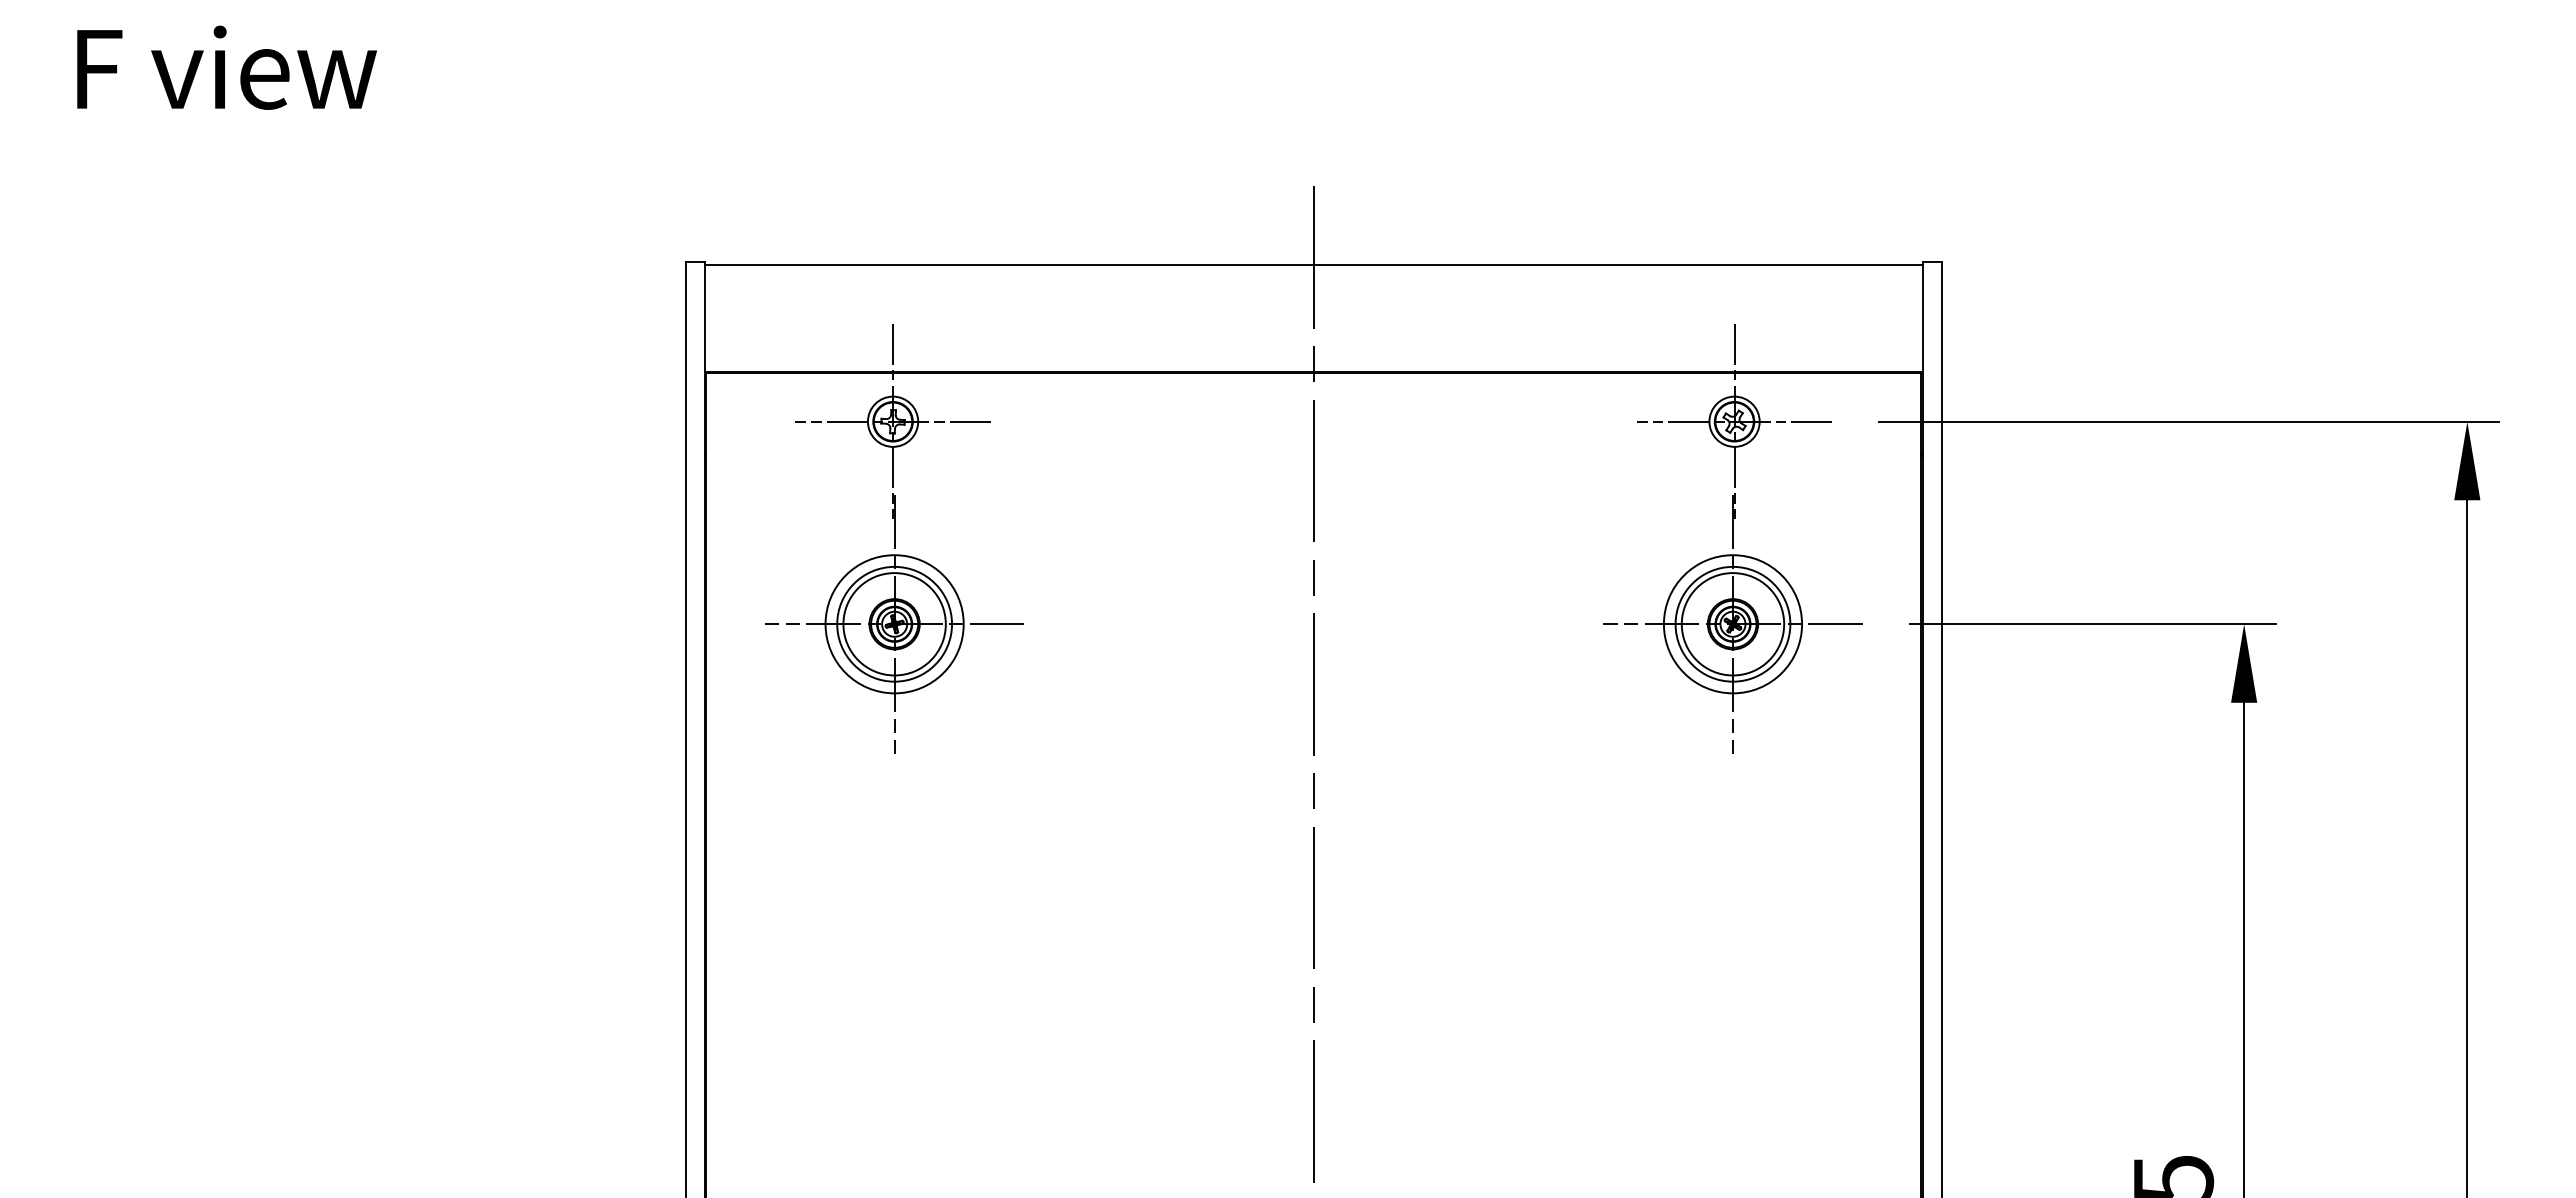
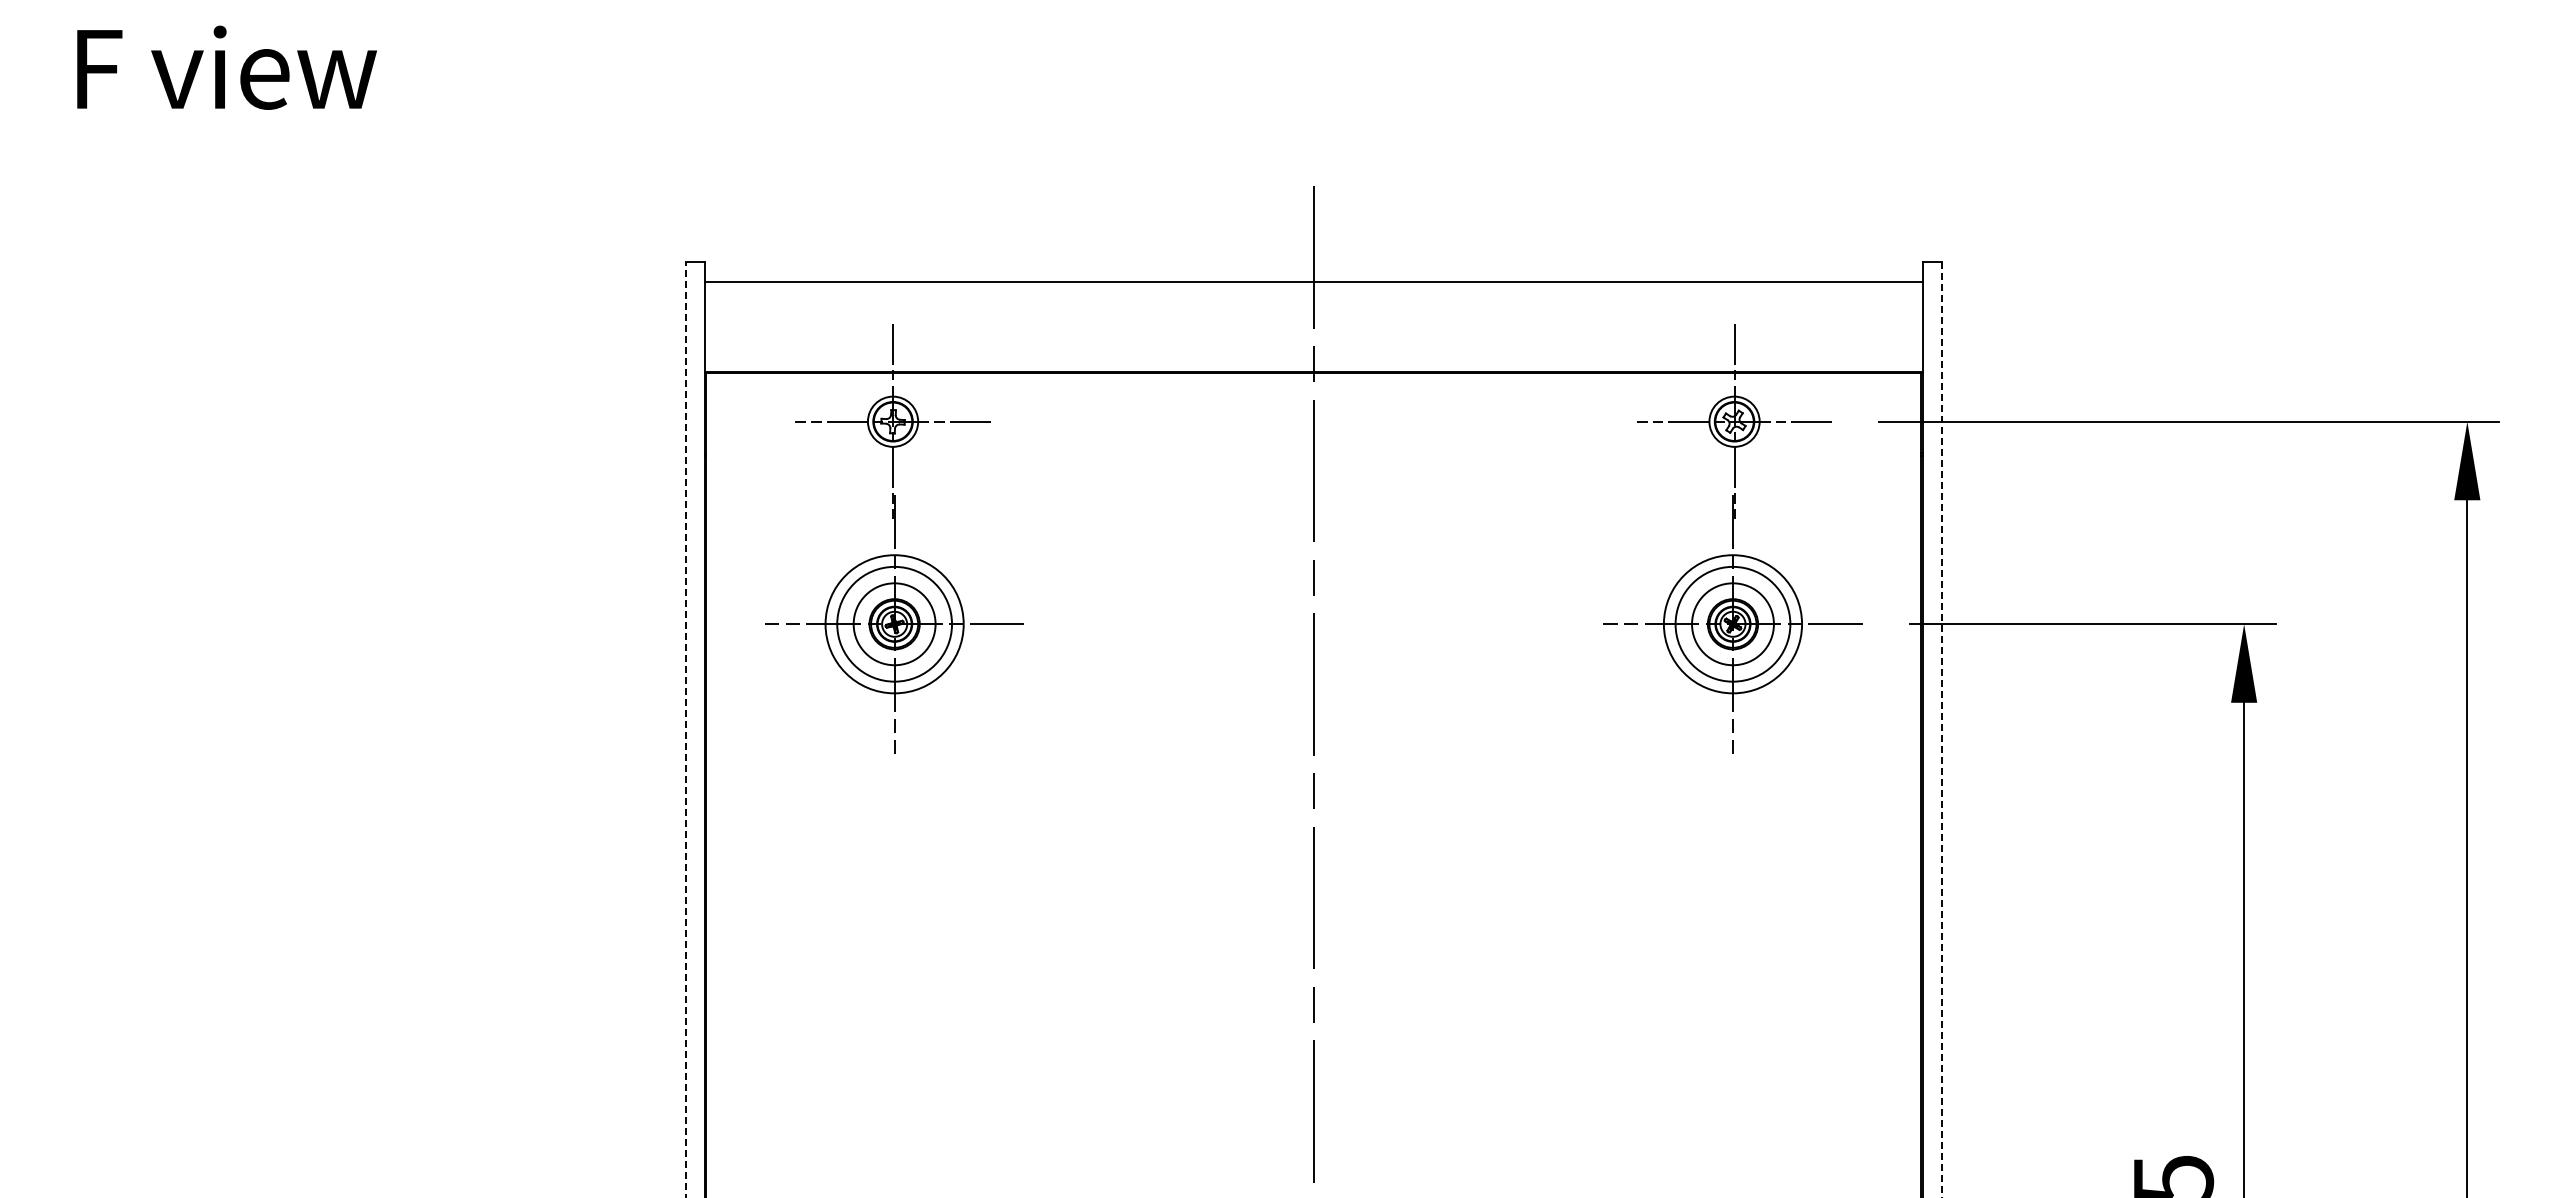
line position: (1313, 264) -> (1313, 281) (1313, 281)
circle diameter: 102 px -> 82 px (894, 624)
circle diameter: 102 px -> 82 px (1732, 624)
line: solid -> dashed (685, 729)
line: solid -> dashed (1941, 729)
